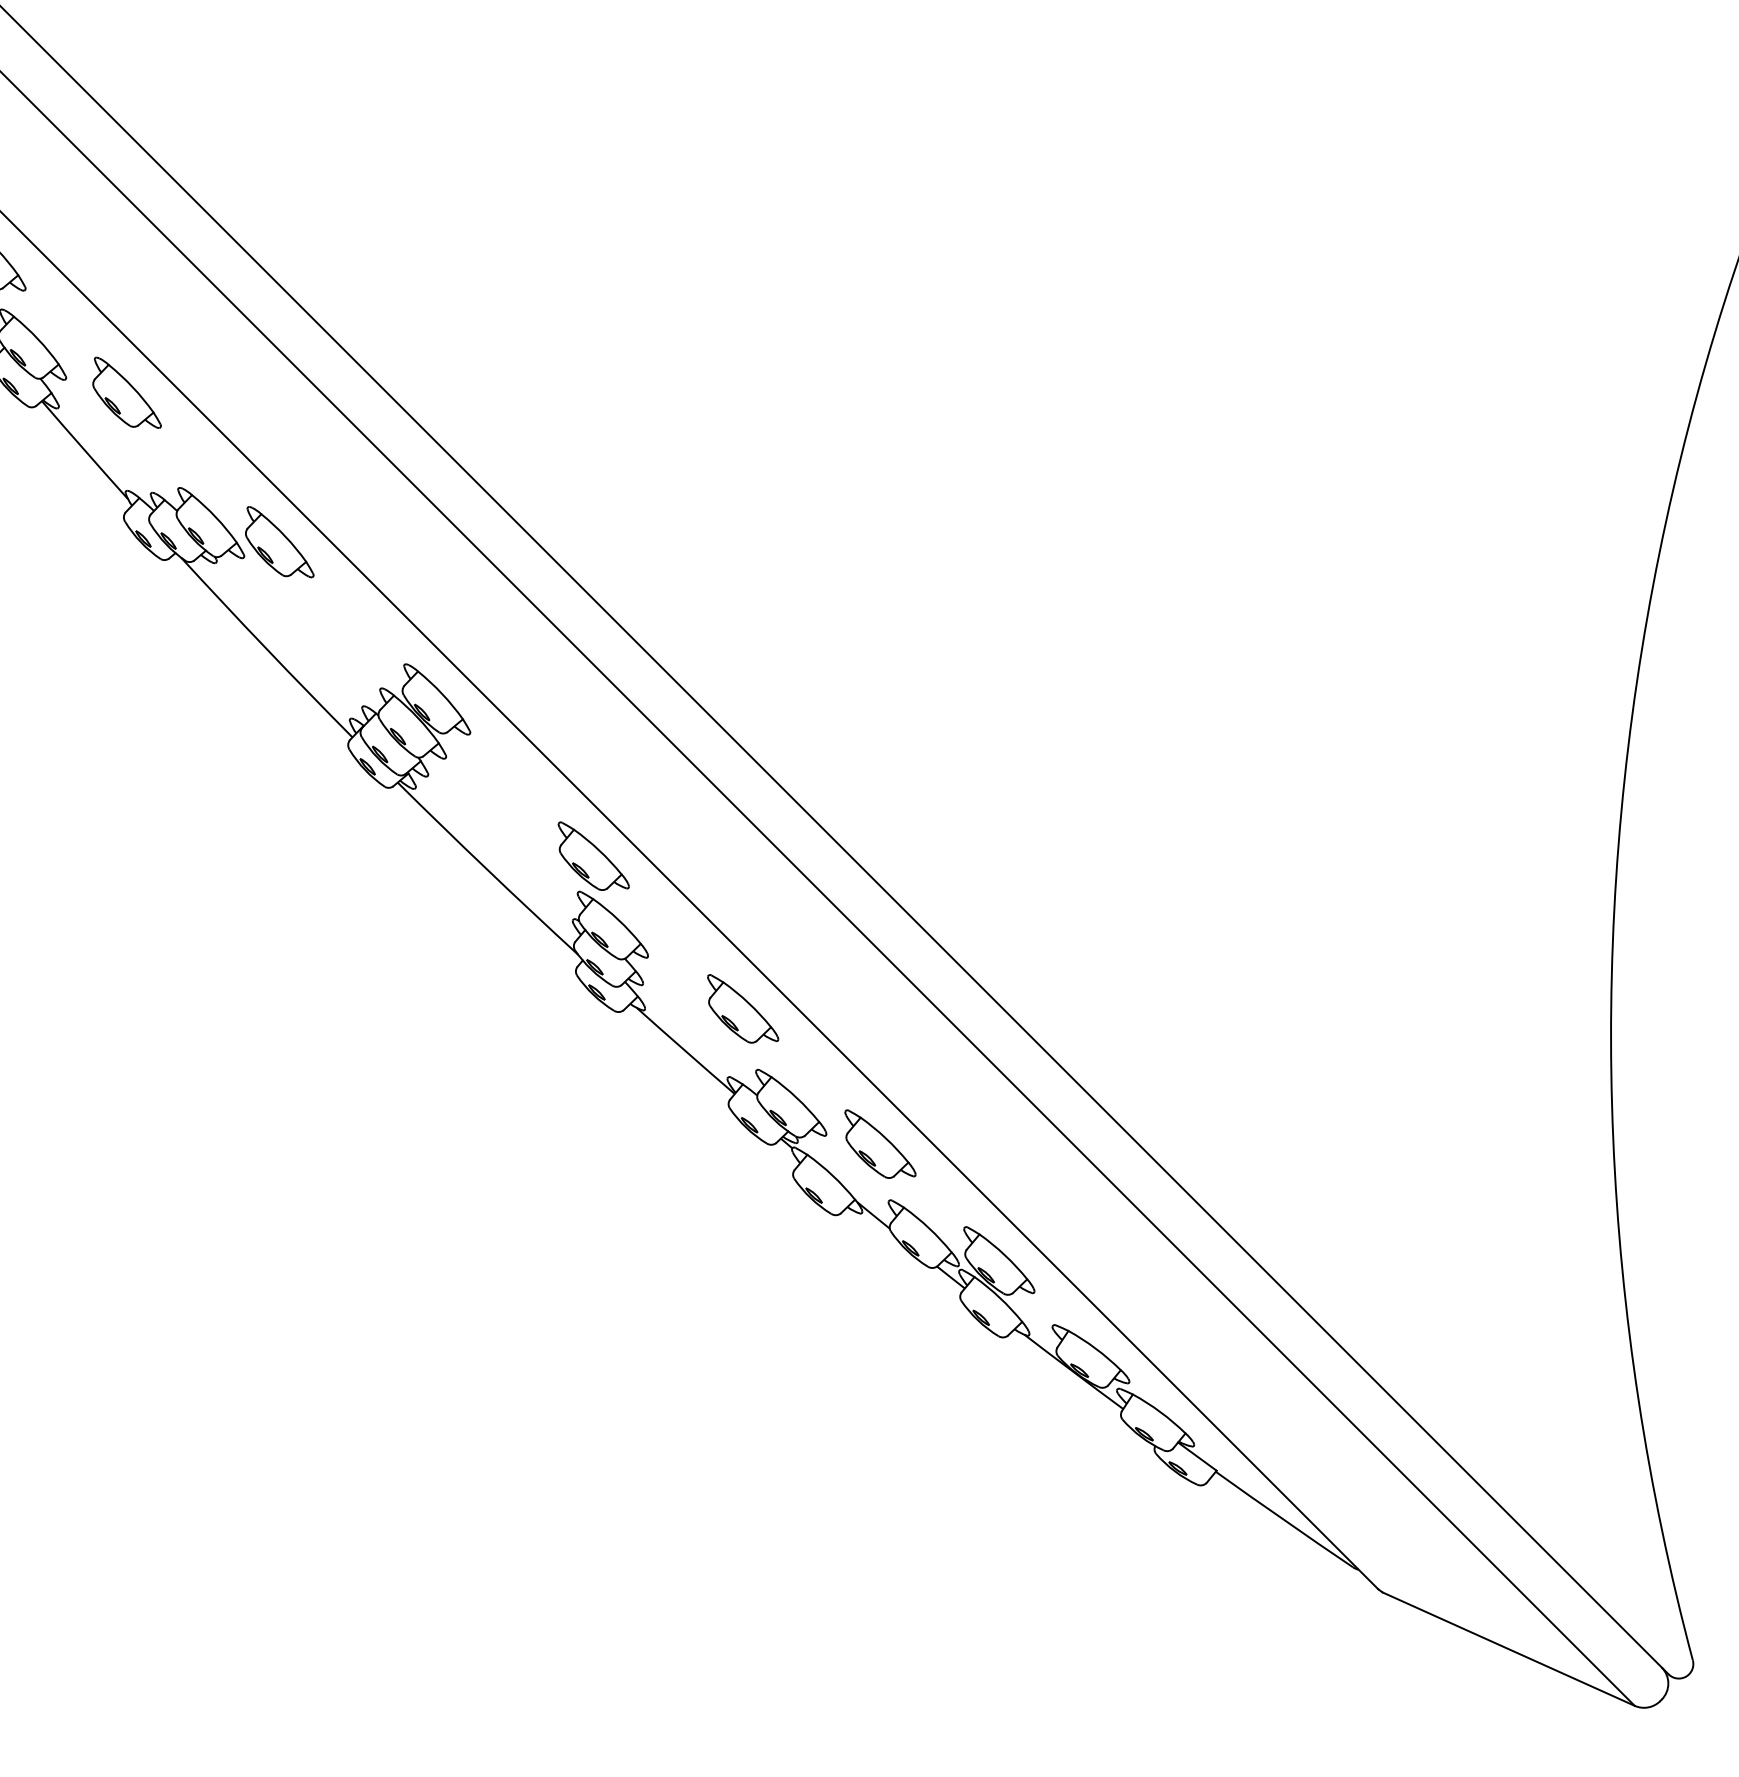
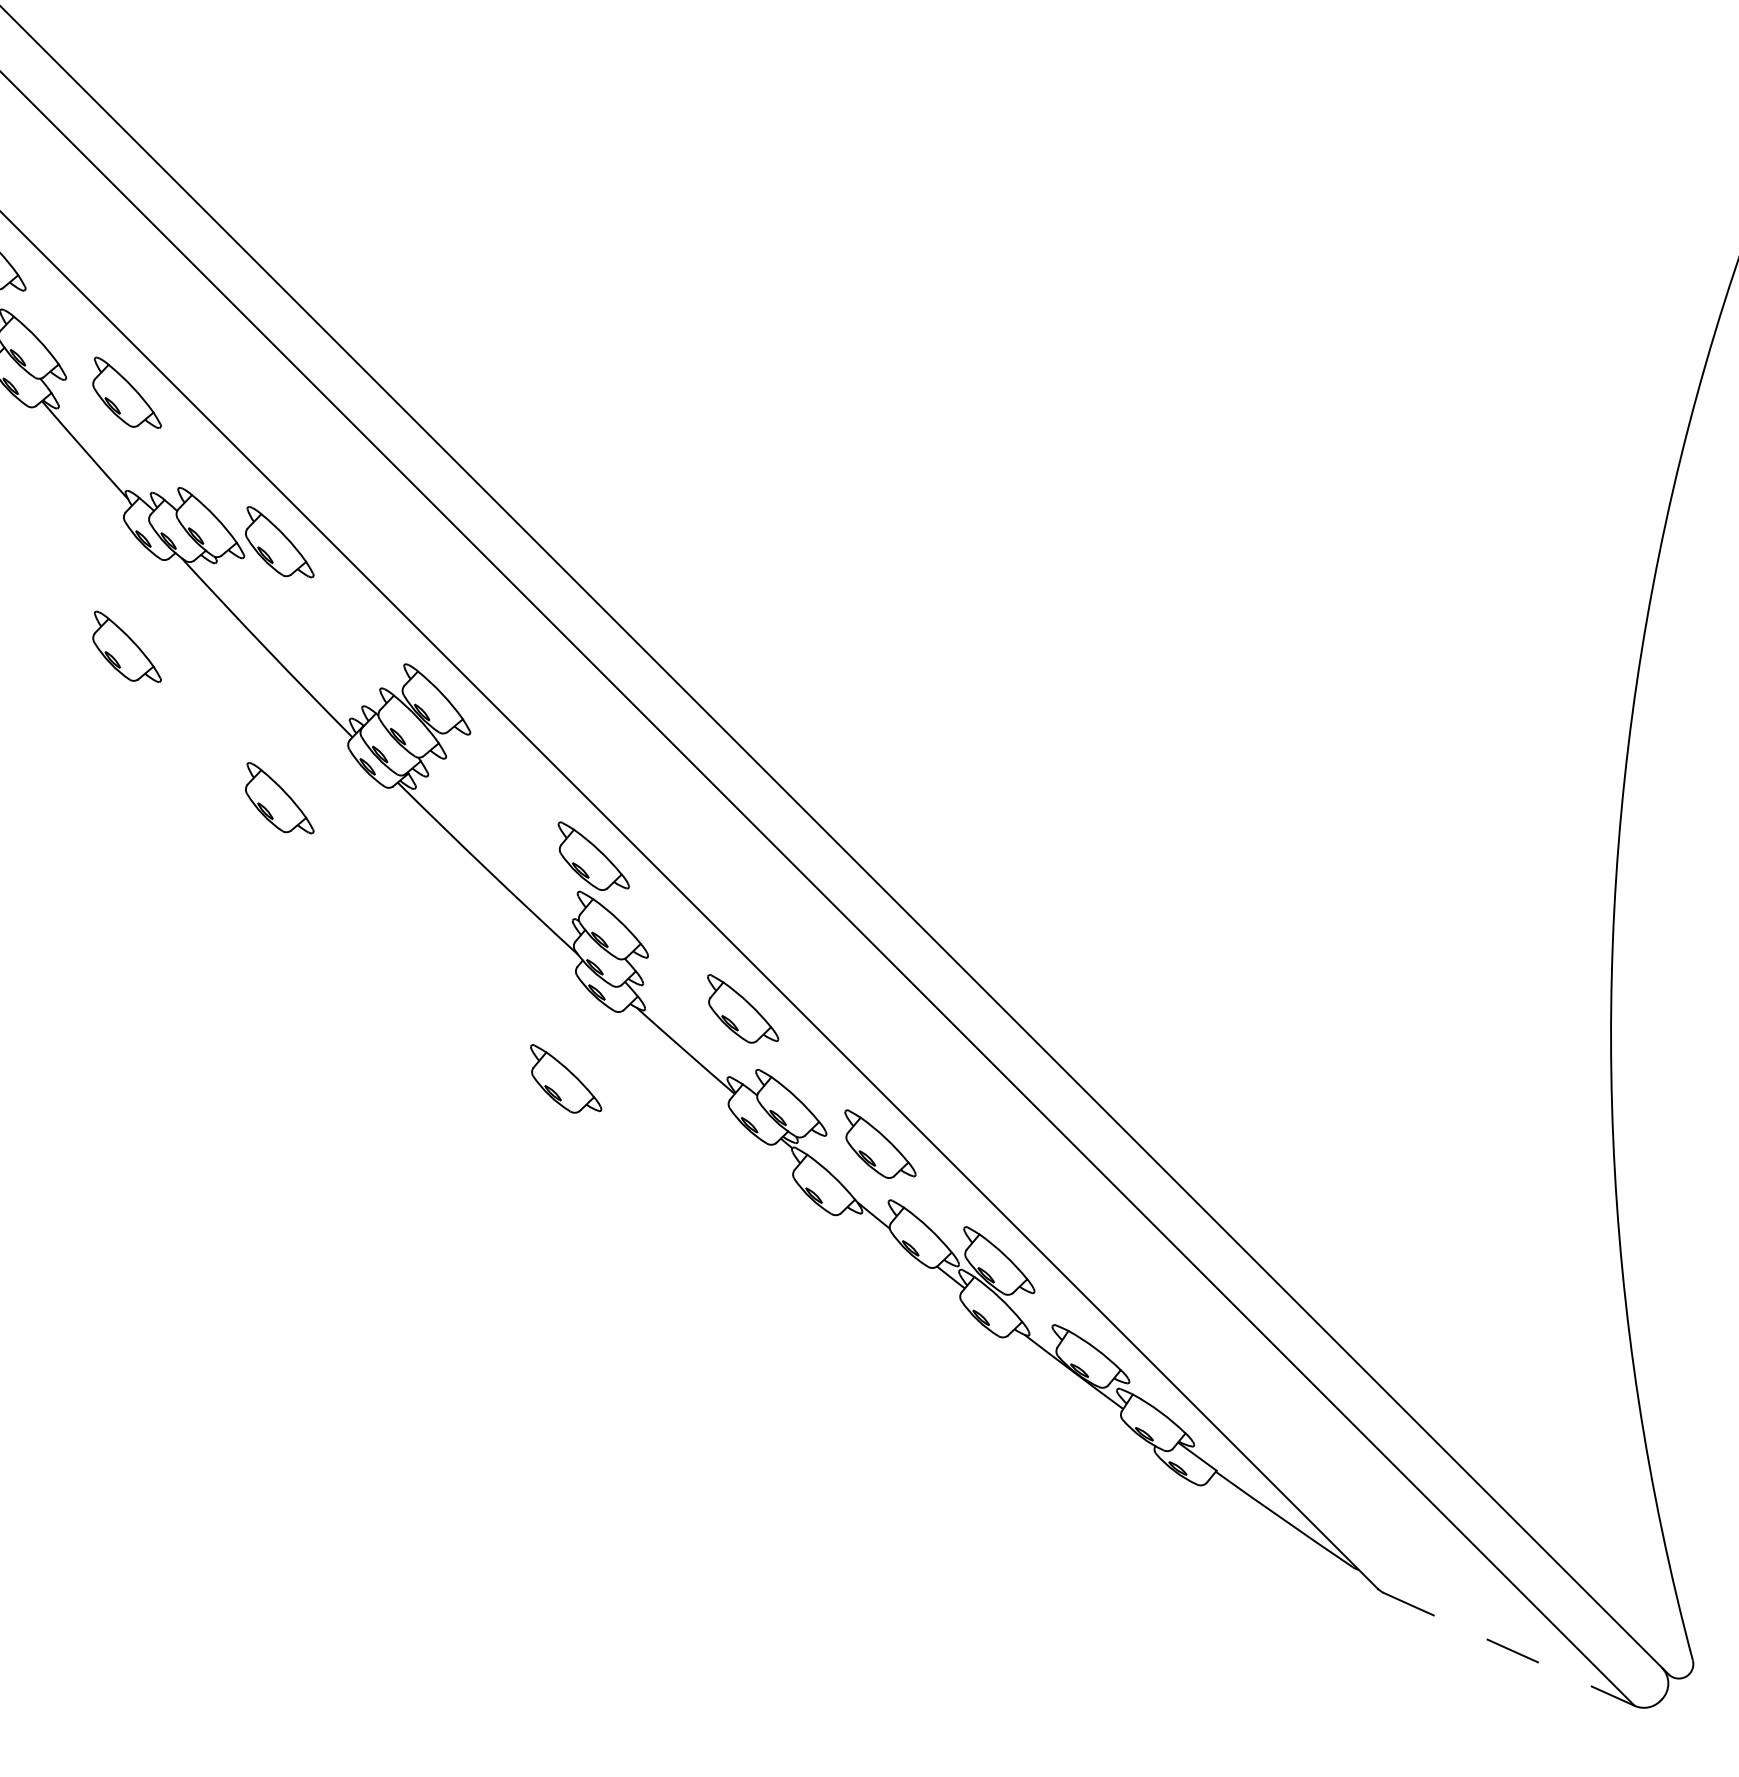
part: none -> present (126, 646)
part: none -> present (279, 798)
part: none -> present (566, 1078)
line: solid -> dashed (1509, 1649)
